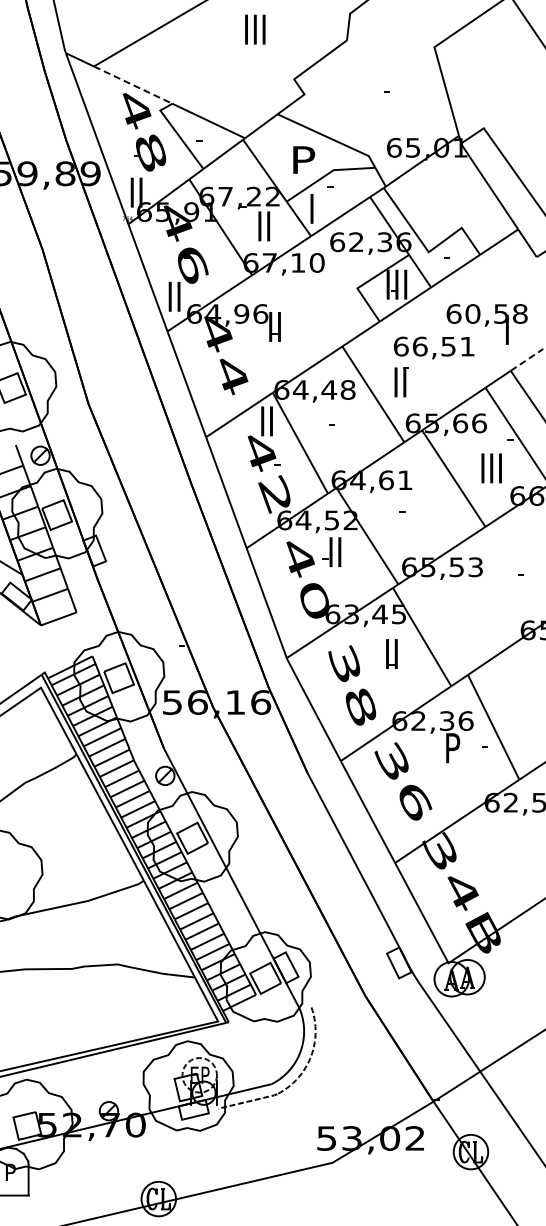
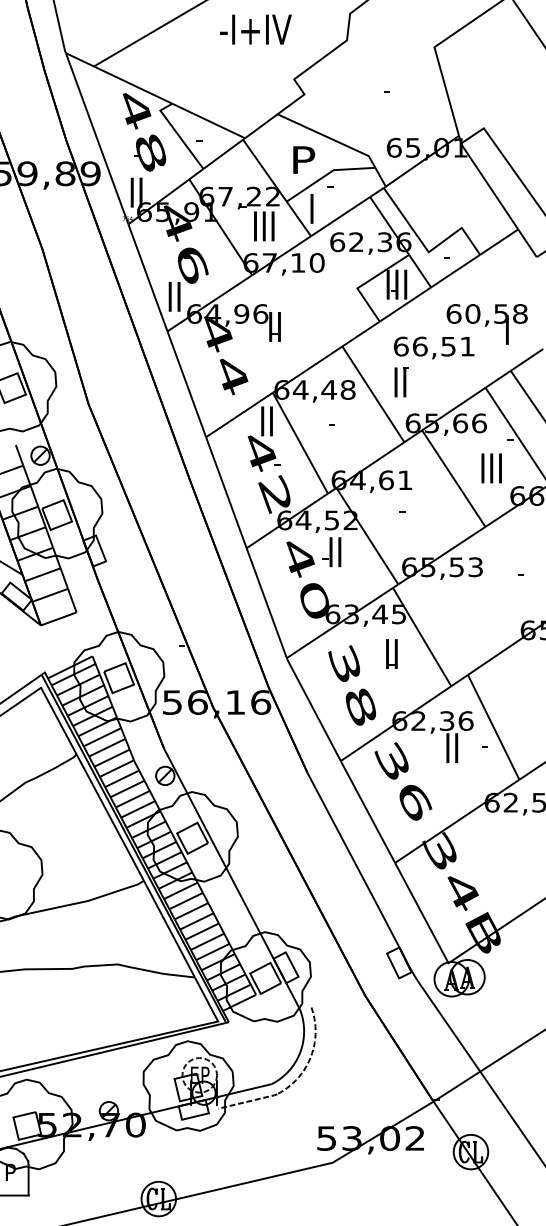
text: III -> -I+IV (255, 29)
line: dashed -> solid (133, 85)
text: II -> III (264, 226)
line: dashed -> solid (526, 359)
text: P -> II (453, 748)
